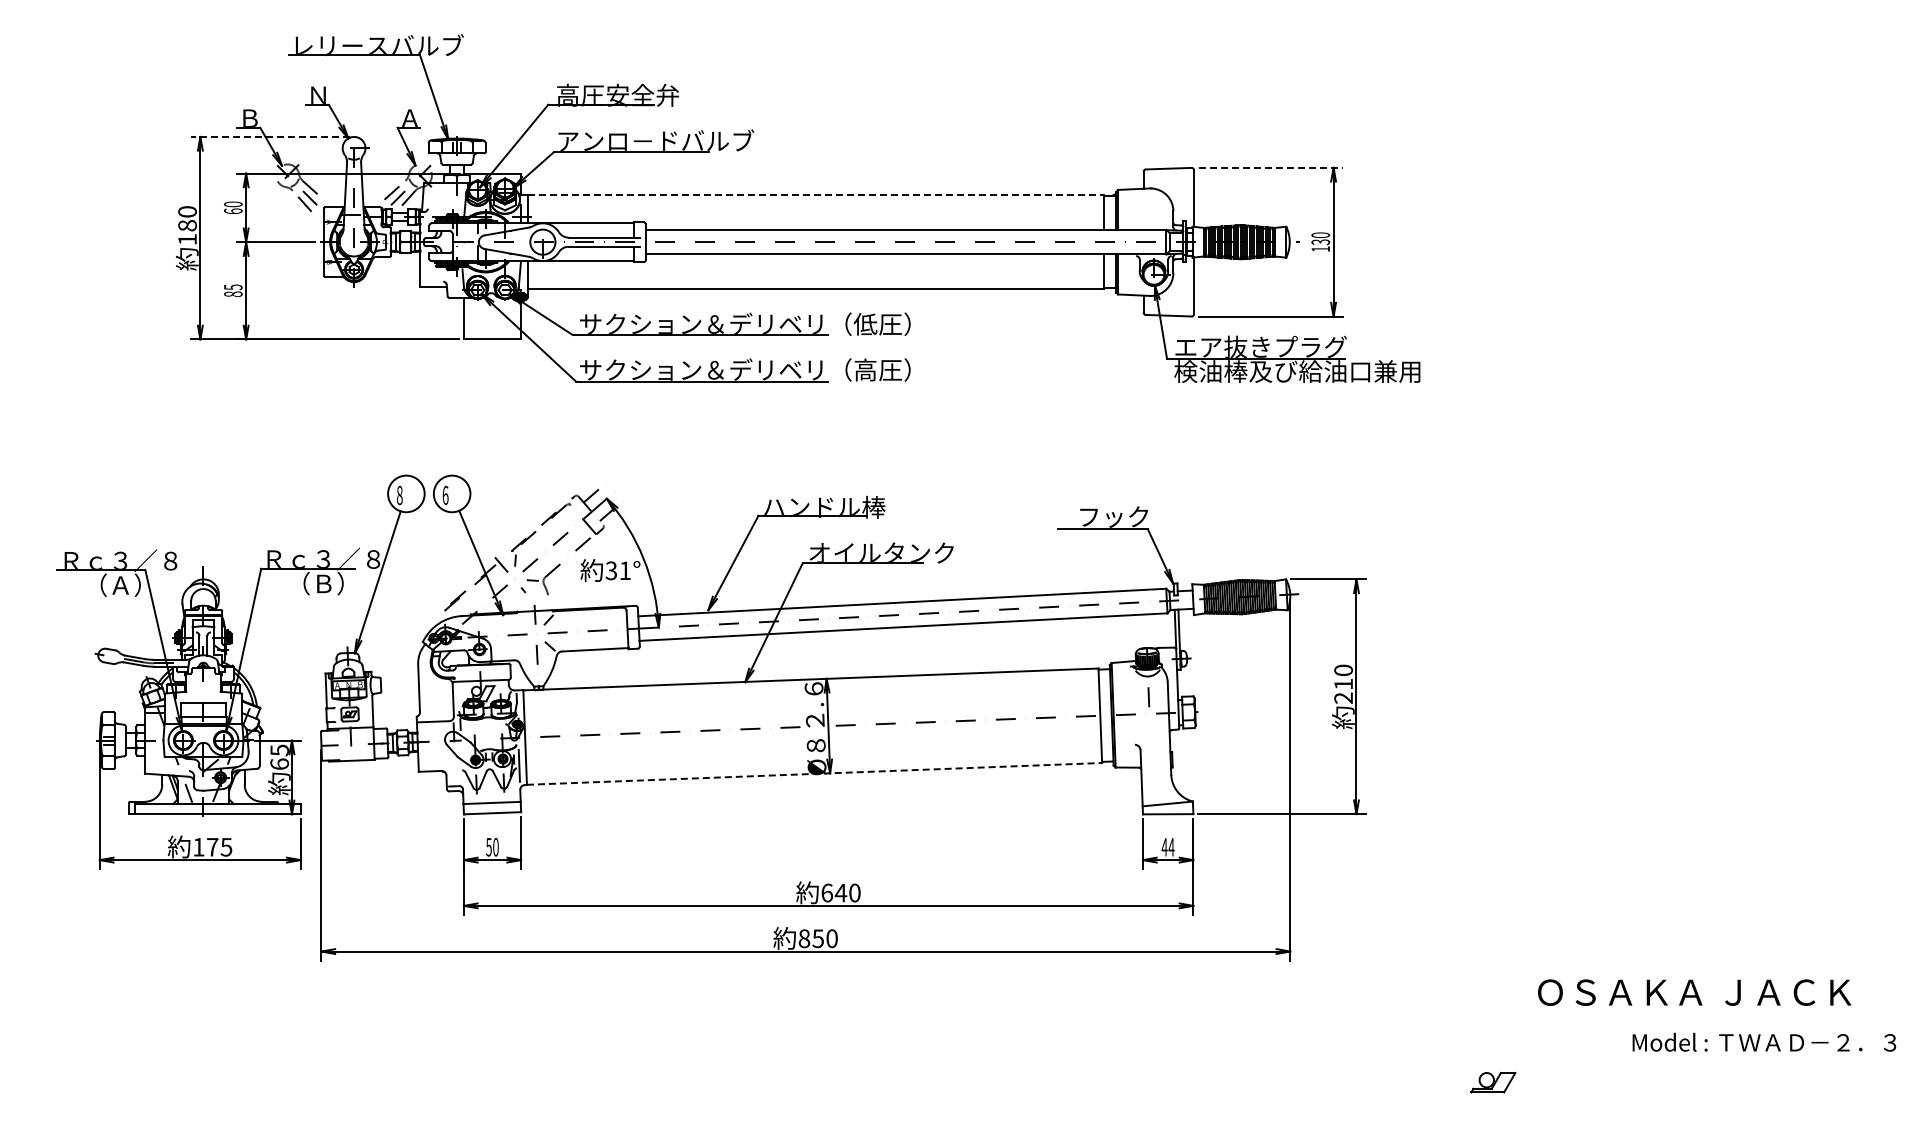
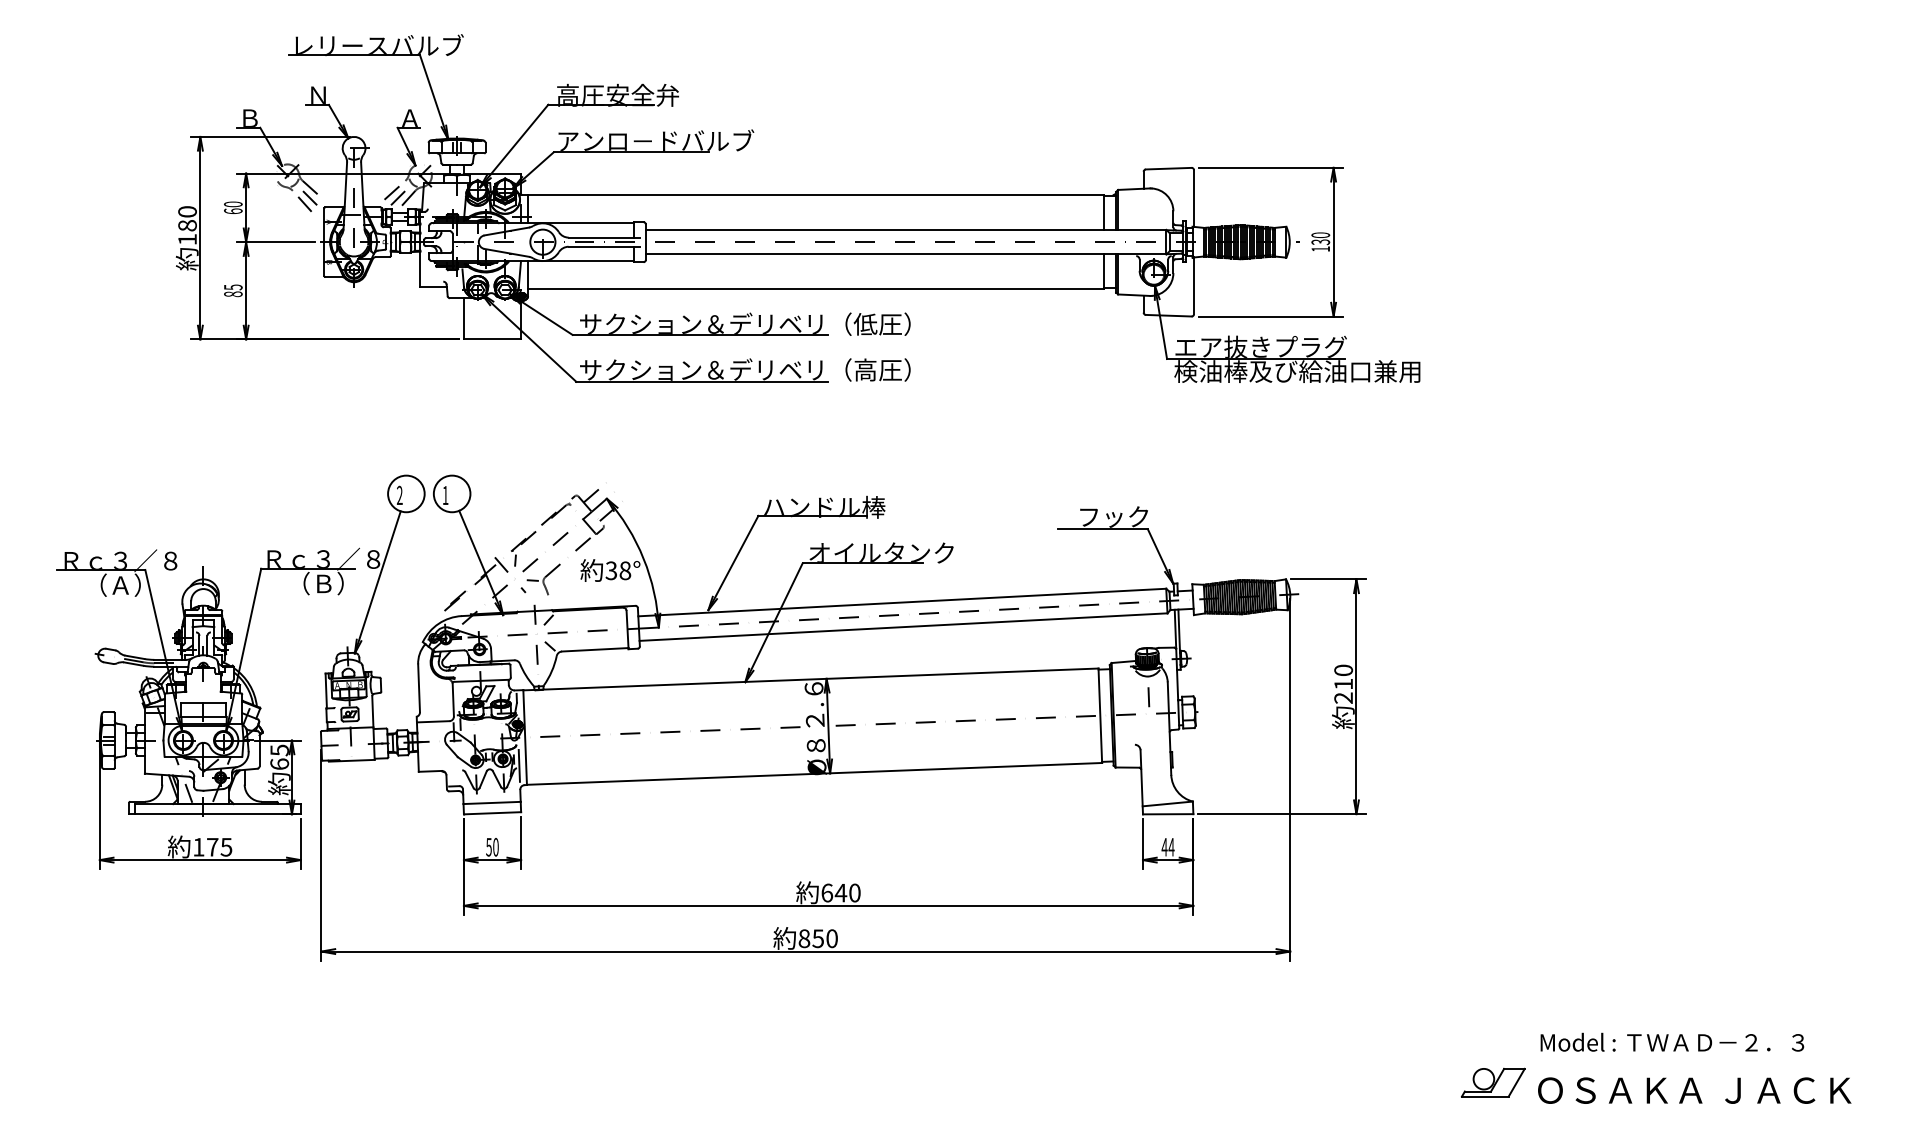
line: dashed -> solid (269, 136)
line: dashed -> solid (1271, 167)
line: dashed -> solid (815, 194)
text: 8 -> 2 (399, 495)
text: 6 -> 1 (445, 495)
text: 31° -> 38° (625, 570)
line: dashed -> solid (814, 773)
text position: (1694, 992) -> (1694, 1090) (1694, 1090)
text position: (1764, 1041) -> (1672, 1041) (1672, 1041)
part size: 47x22 px -> 65x31 px (1493, 1082)
